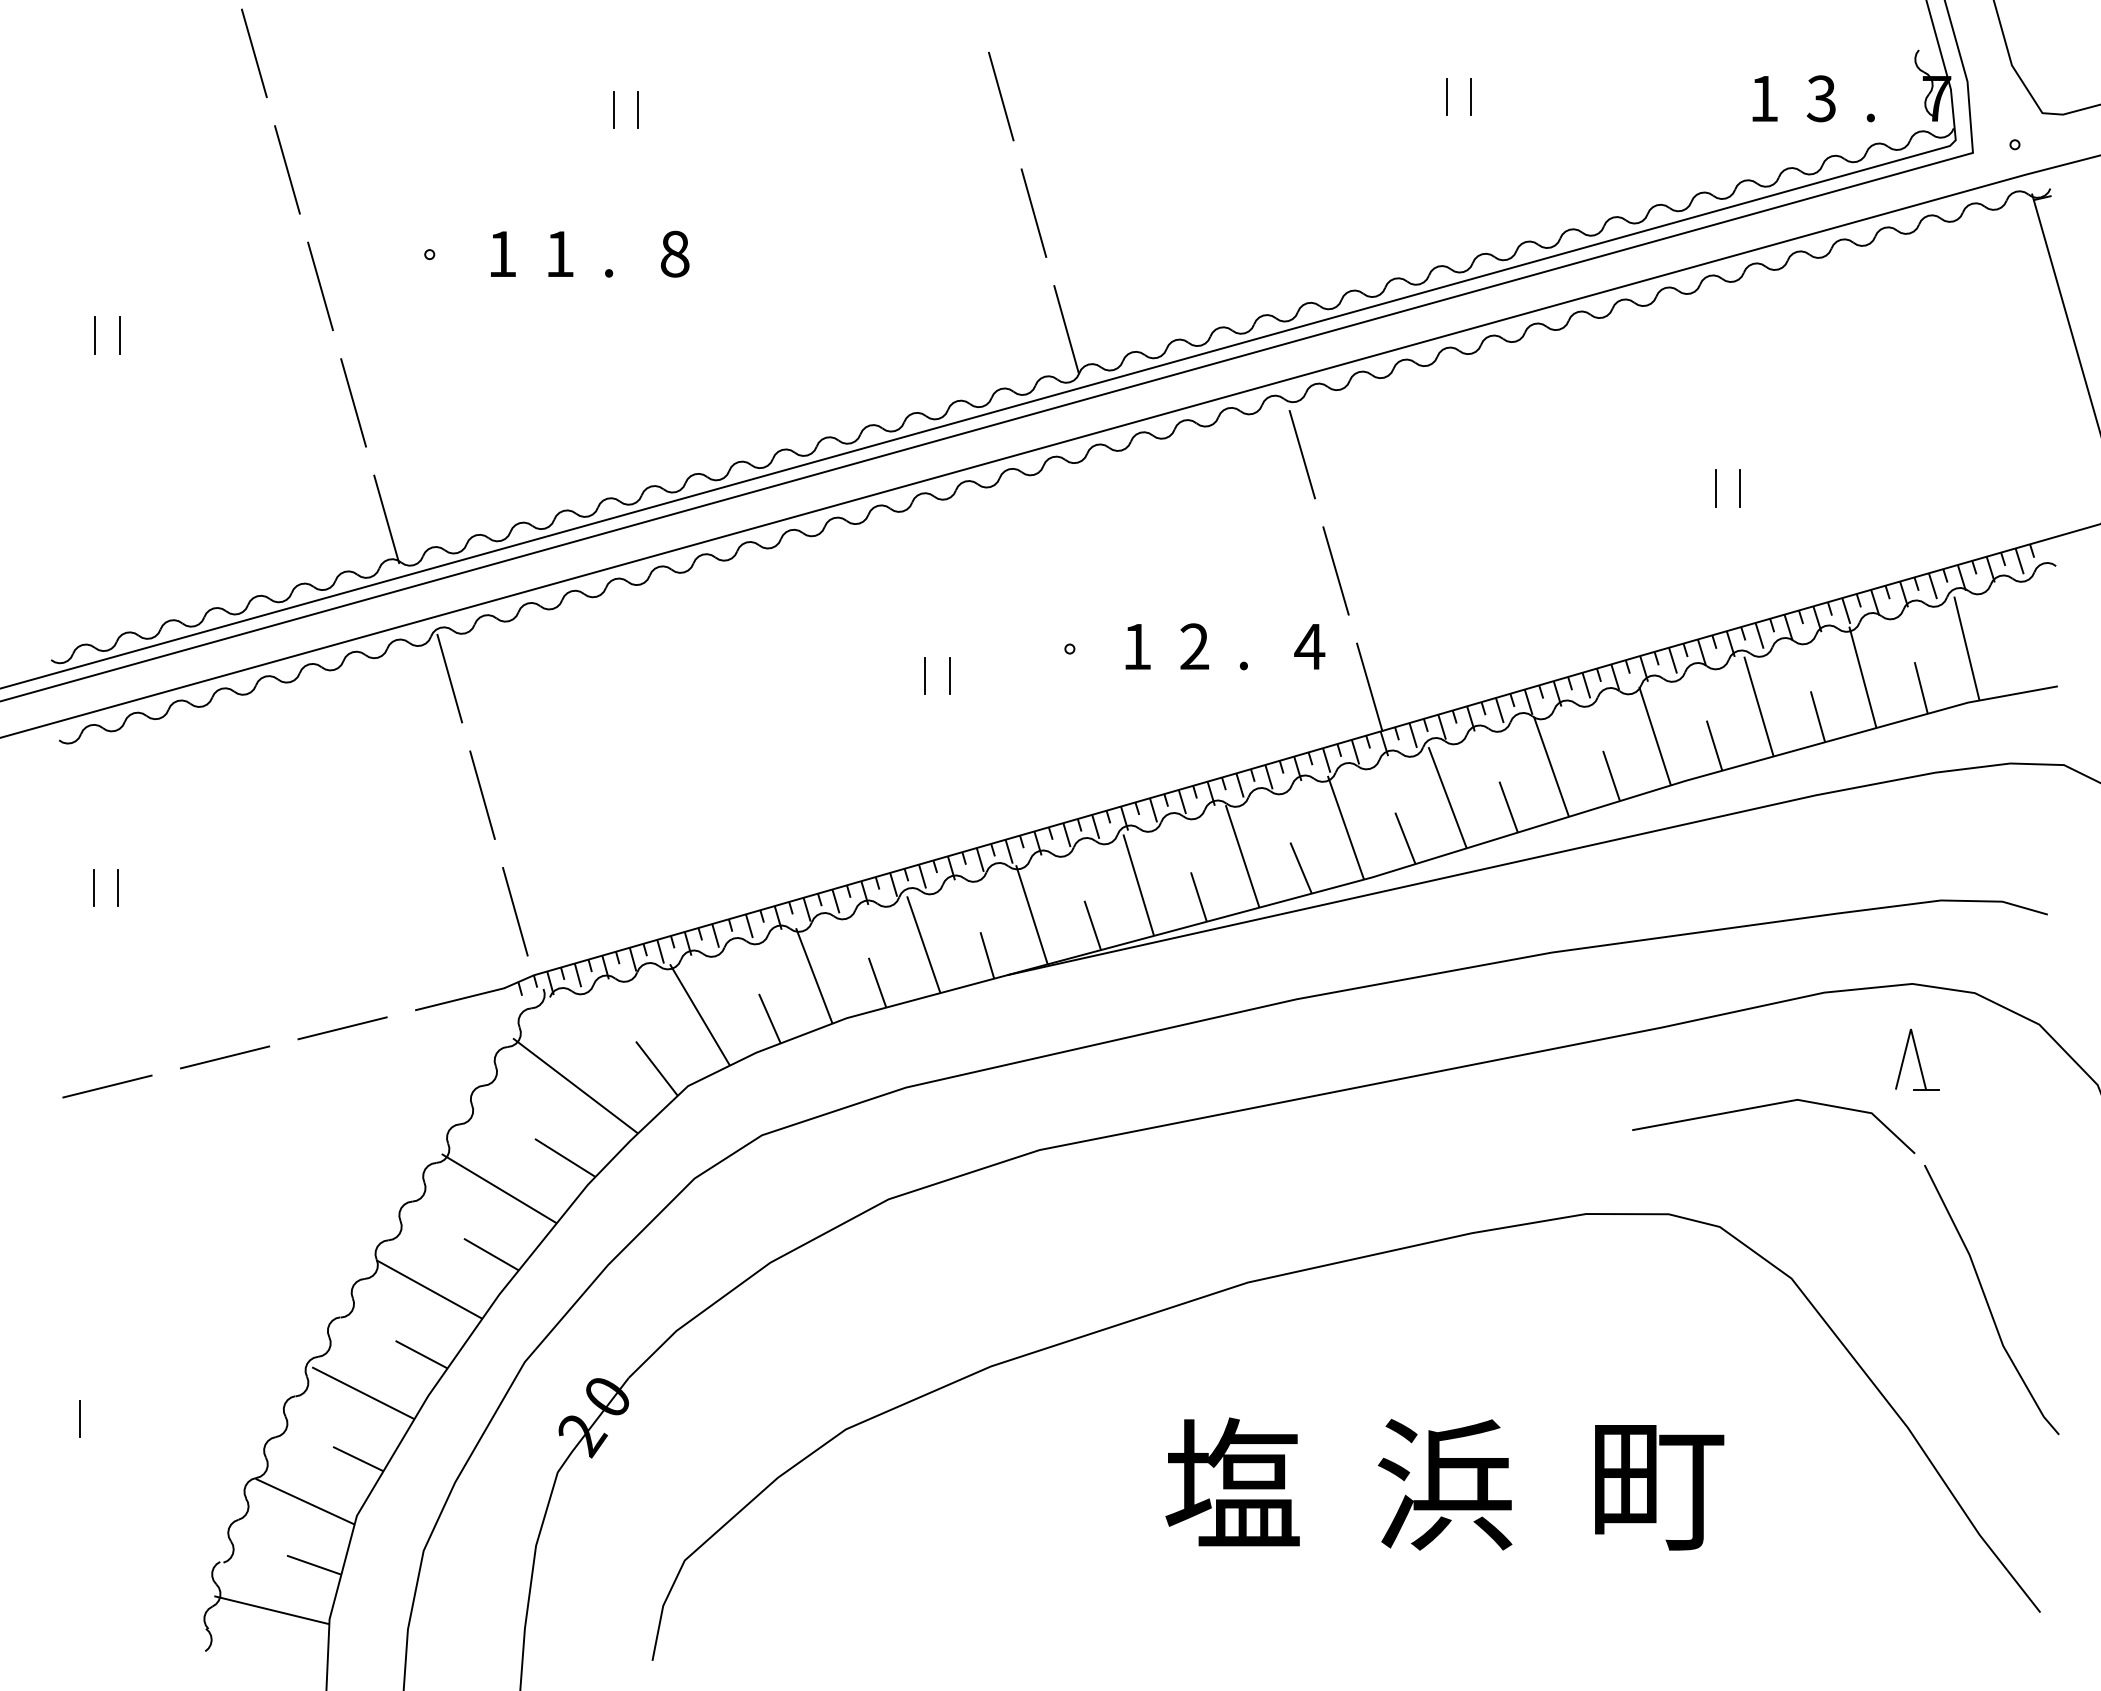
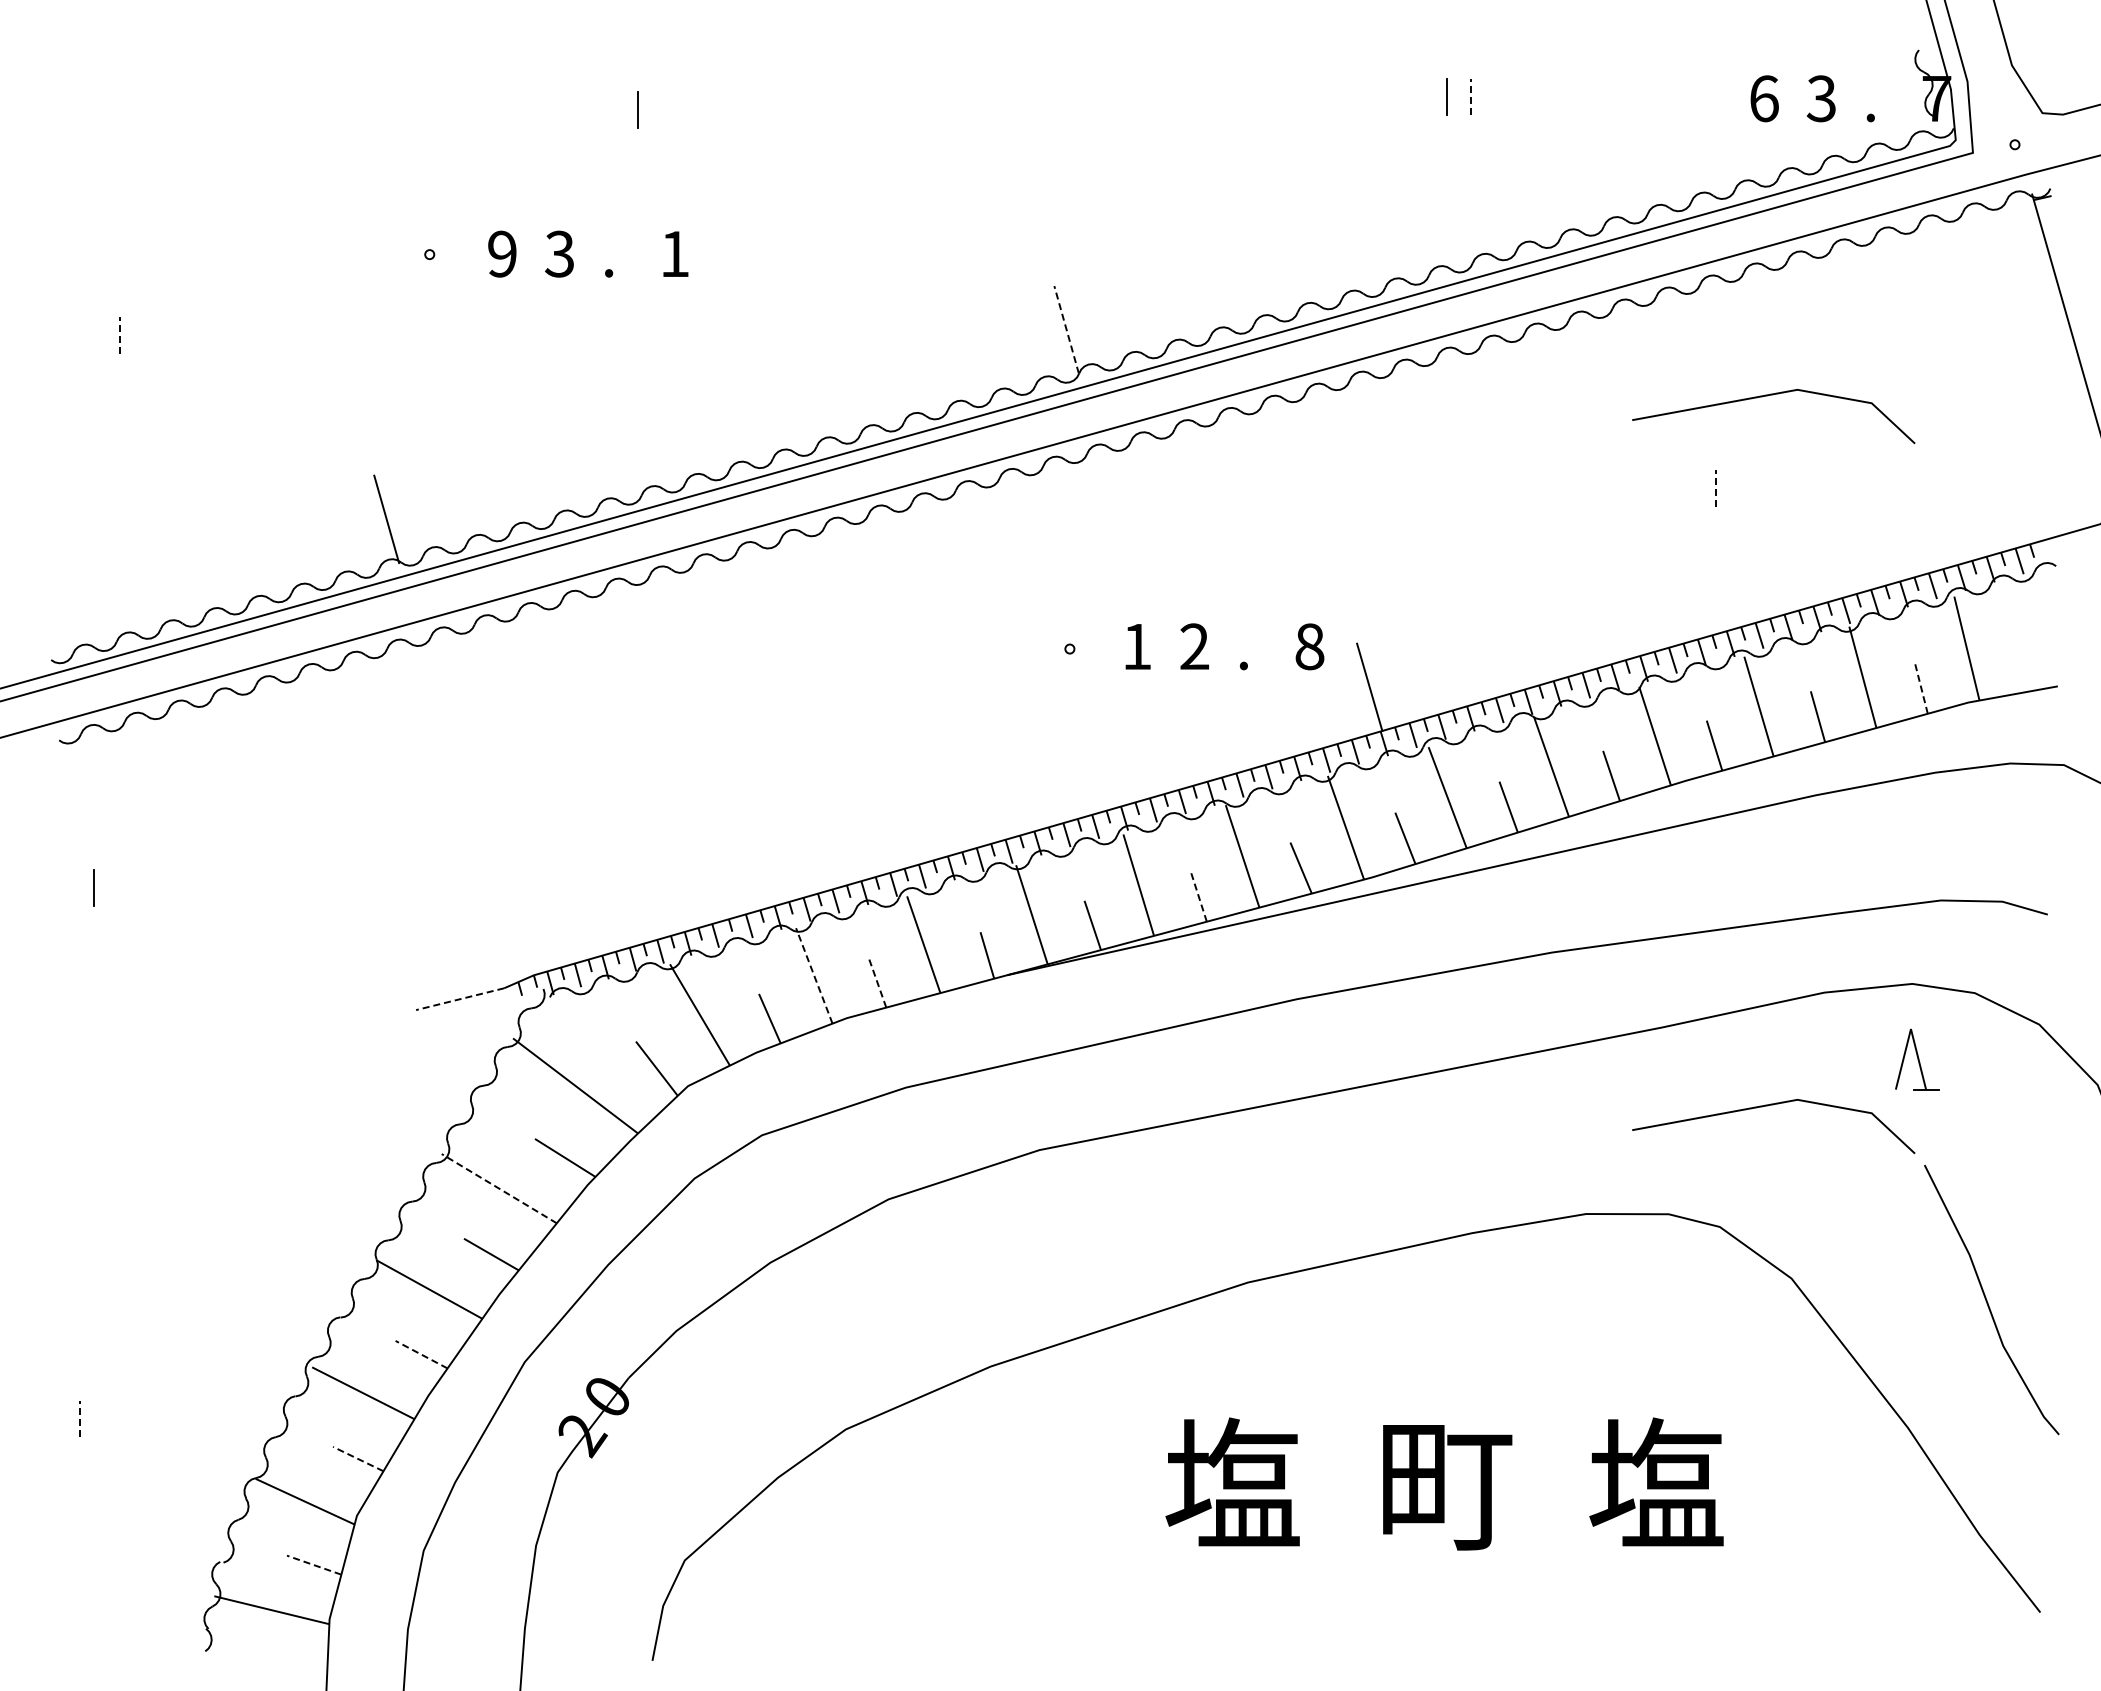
line: present -> none (253, 53)
line: present -> none (1000, 96)
line: solid -> dashed (1471, 96)
text: 1 -> 6 (1764, 98)
line: present -> none (614, 110)
line: present -> none (287, 169)
line: present -> none (1033, 212)
text: 1 -> 9 (502, 253)
text: 1 -> 3 (559, 253)
text: 8 -> 1 (674, 253)
line: present -> none (320, 286)
line: solid -> dashed (1066, 329)
line: solid -> dashed (119, 334)
line: present -> none (95, 335)
line: none -> present (1768, 396)
line: present -> none (353, 402)
line: present -> none (1301, 454)
line: solid -> dashed (1716, 487)
line: present -> none (1740, 488)
line: present -> none (1335, 570)
text: 4 -> 8 (1309, 646)
line: present -> none (925, 675)
line: present -> none (949, 675)
line: present -> none (449, 678)
line: solid -> dashed (1921, 687)
line: present -> none (482, 794)
line: present -> none (118, 887)
line: solid -> dashed (1198, 897)
line: present -> none (515, 911)
line: solid -> dashed (814, 975)
line: solid -> dashed (877, 982)
line: solid -> dashed (459, 999)
line: present -> none (342, 1028)
line: present -> none (224, 1057)
line: present -> none (107, 1086)
line: solid -> dashed (498, 1188)
line: solid -> dashed (421, 1354)
line: solid -> dashed (80, 1418)
line: solid -> dashed (358, 1459)
text: 町 -> 塩 (1656, 1483)
text: 浜 -> 町 (1444, 1484)
line: solid -> dashed (314, 1565)
